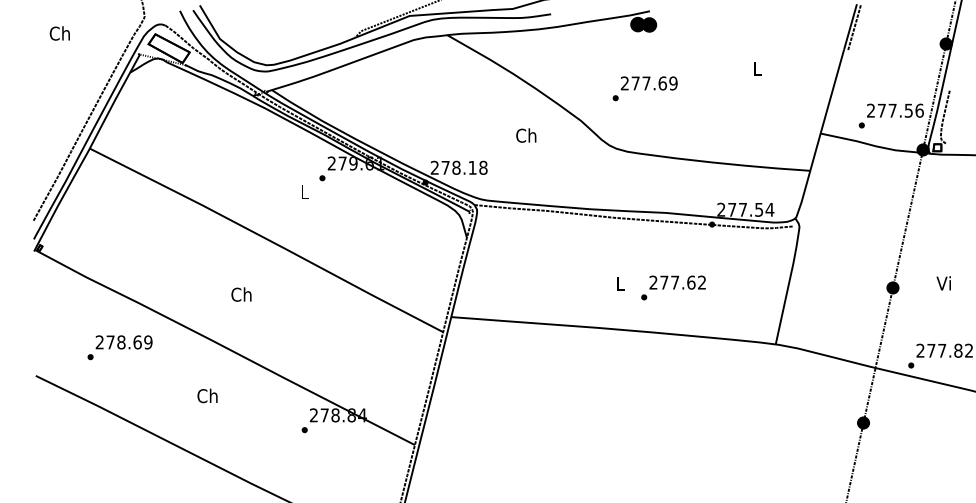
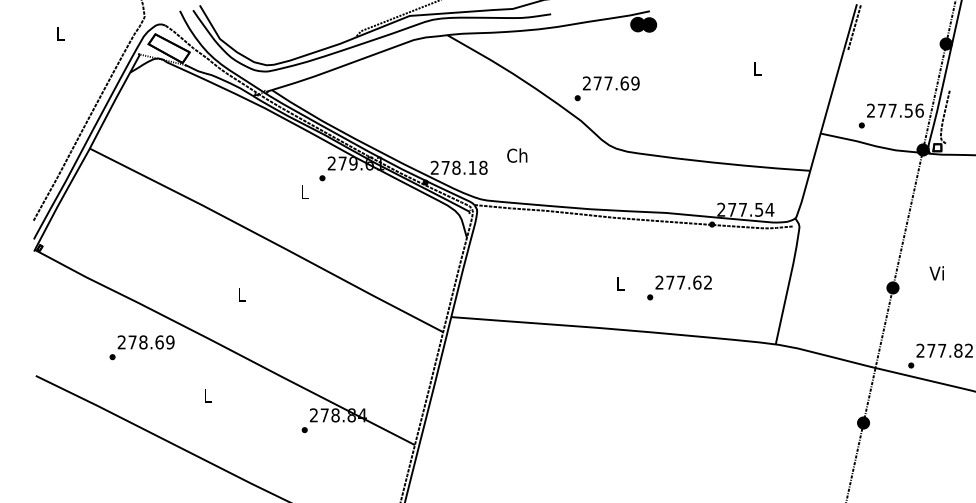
text: Ch -> L (59, 33)
text position: (644, 88) -> (606, 88) (606, 88)
text position: (526, 135) -> (517, 155) (517, 155)
text position: (943, 283) -> (936, 273) (936, 273)
text position: (673, 287) -> (679, 287) (679, 287)
text: Ch -> L (241, 294)
text position: (119, 347) -> (141, 347) (141, 347)
text: Ch -> L (207, 395)
